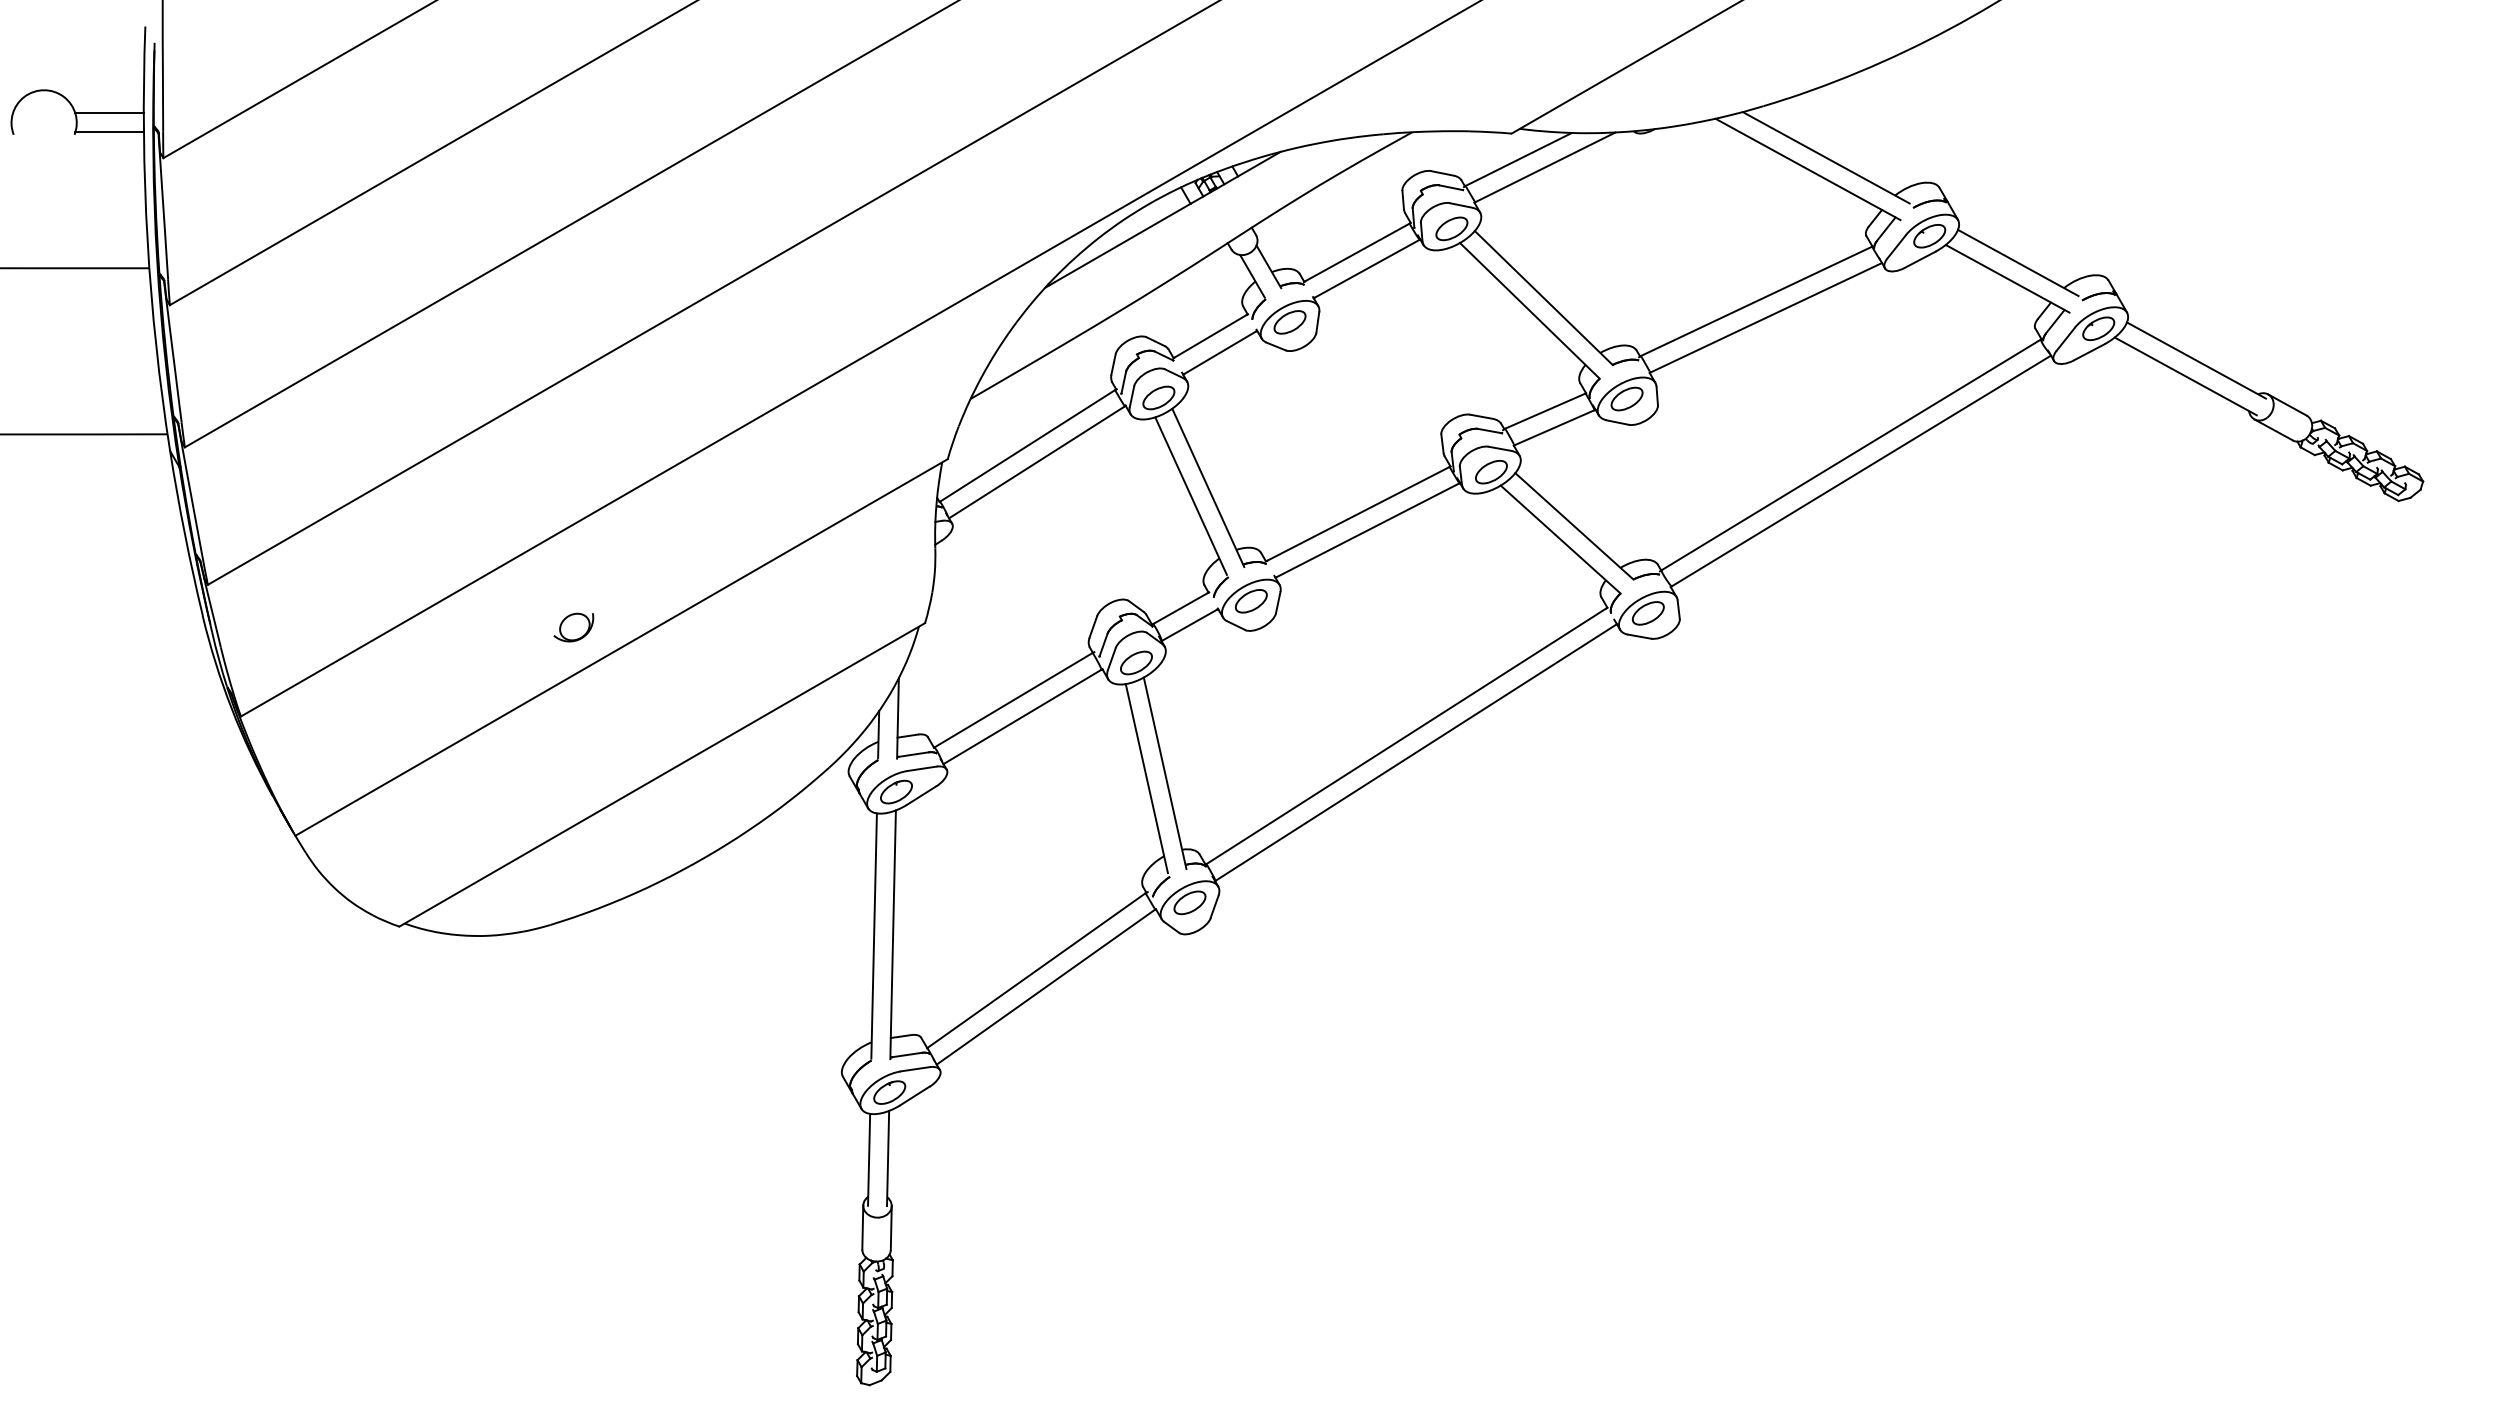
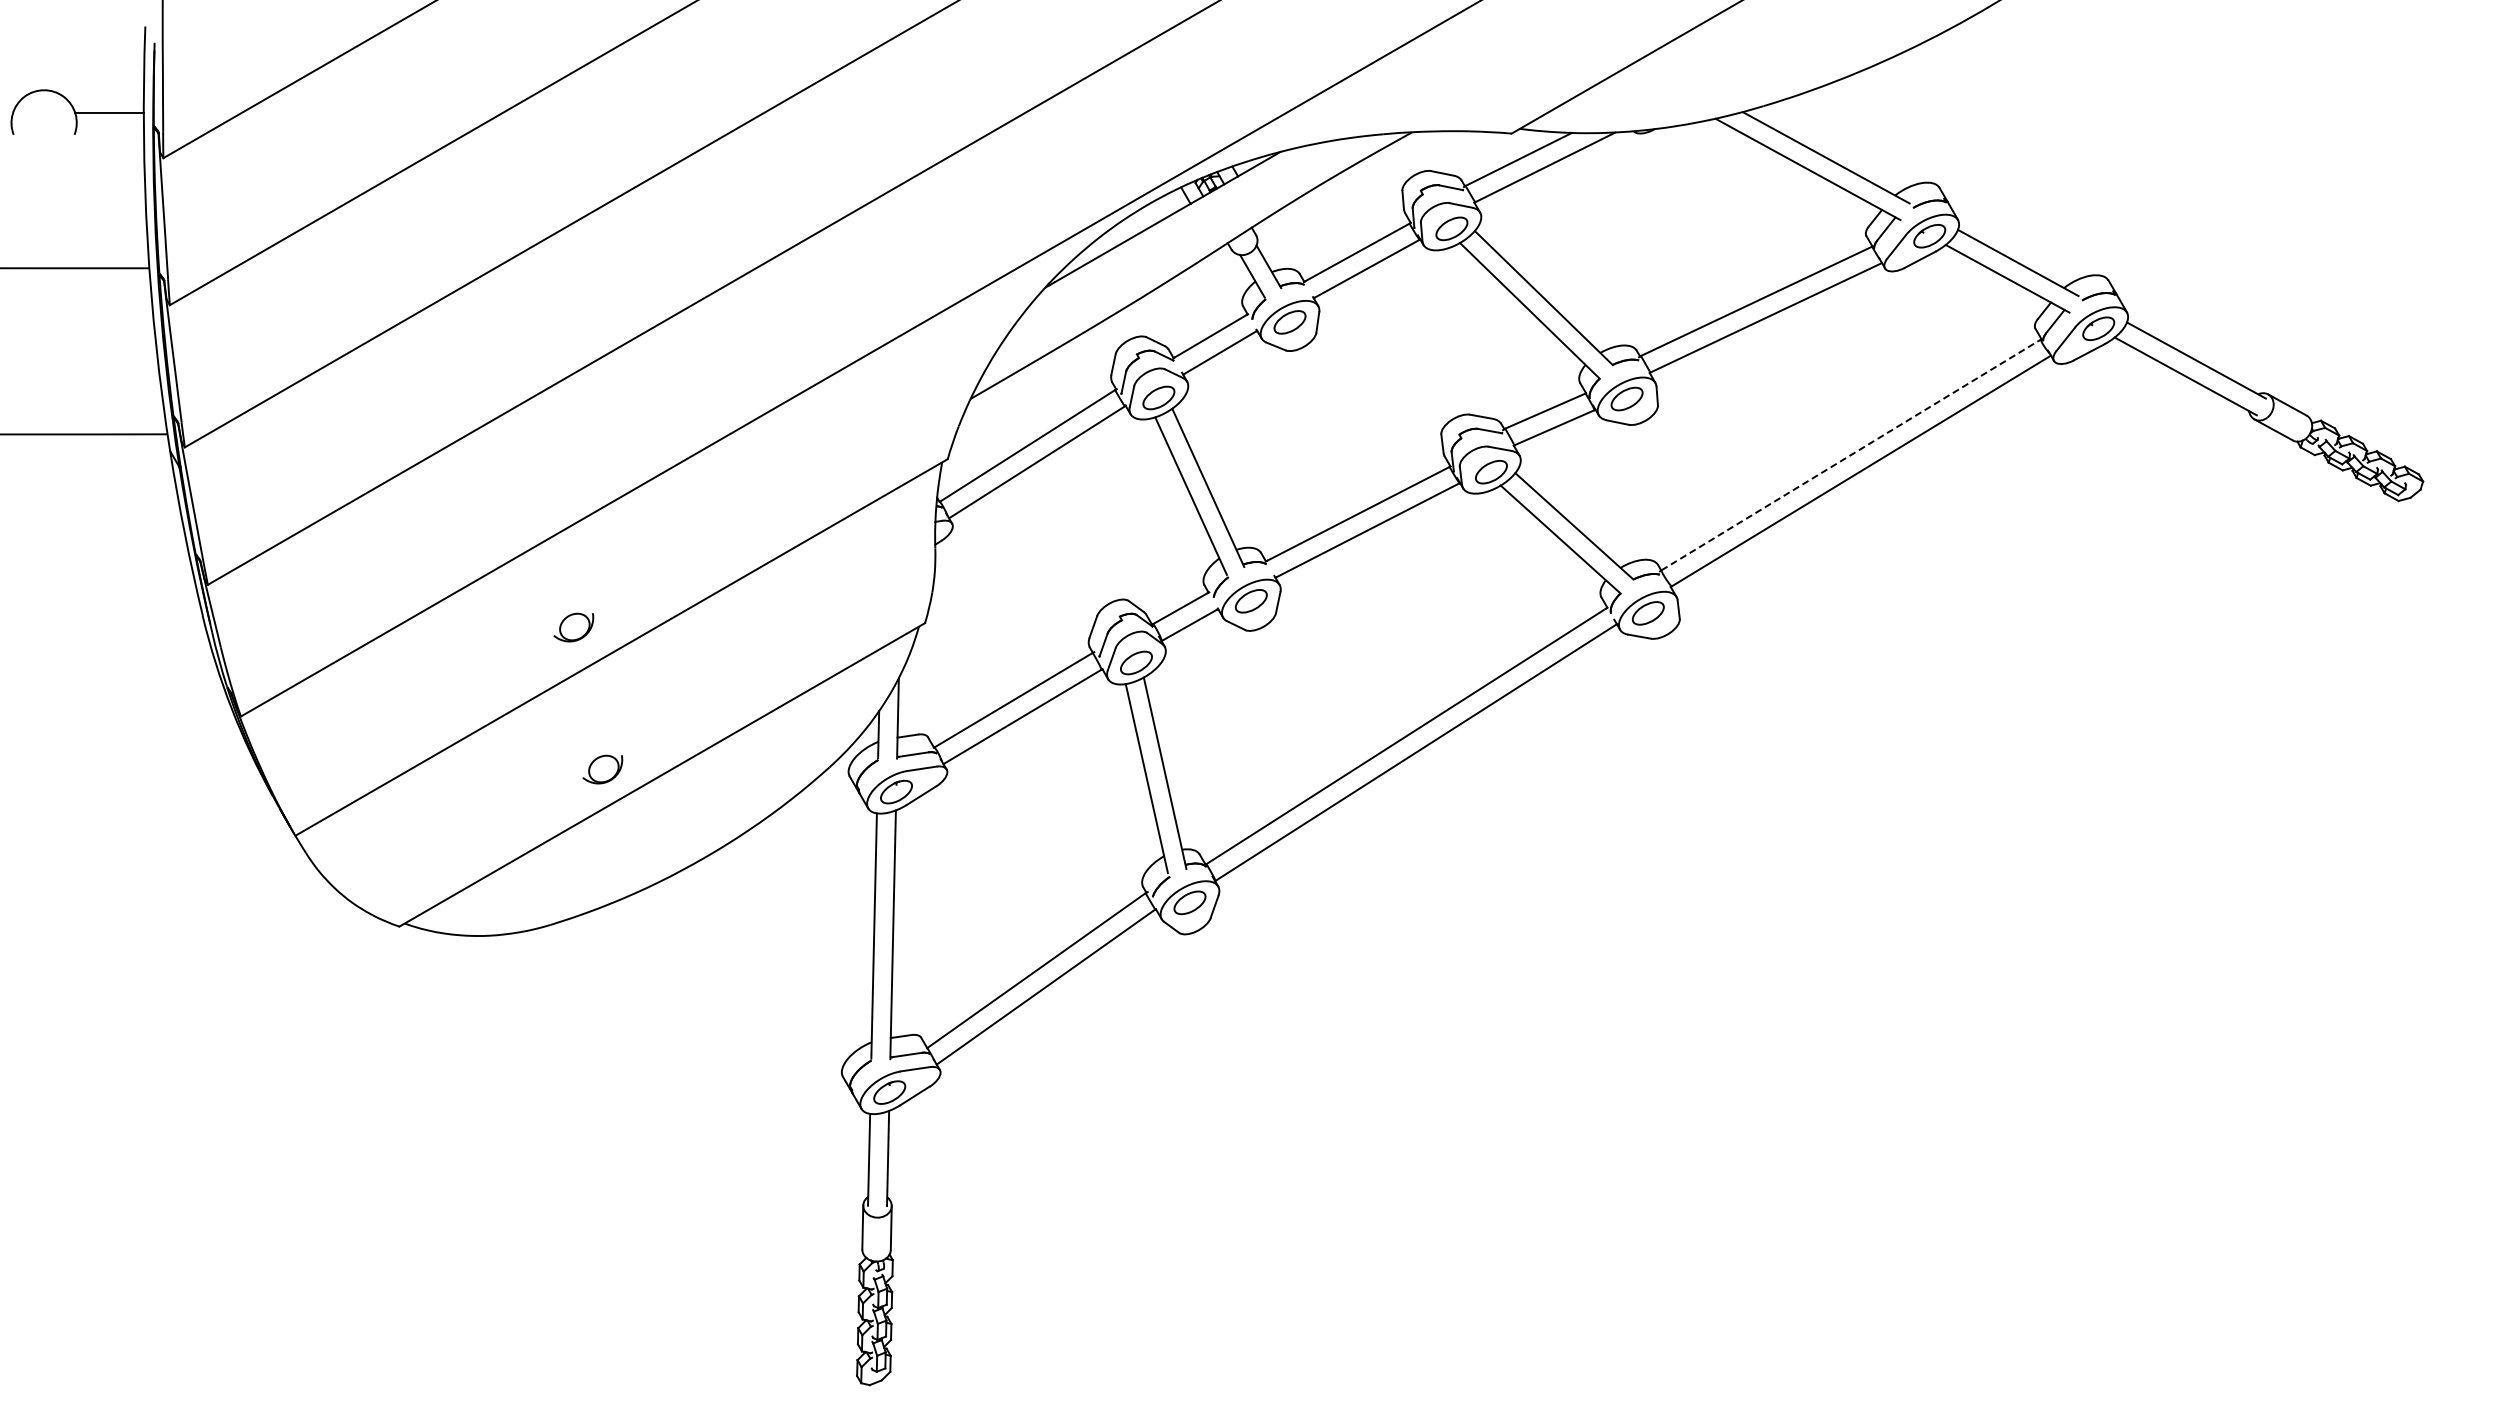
line: present -> none (109, 132)
line: solid -> dashed (1851, 454)
part: none -> present (602, 769)
